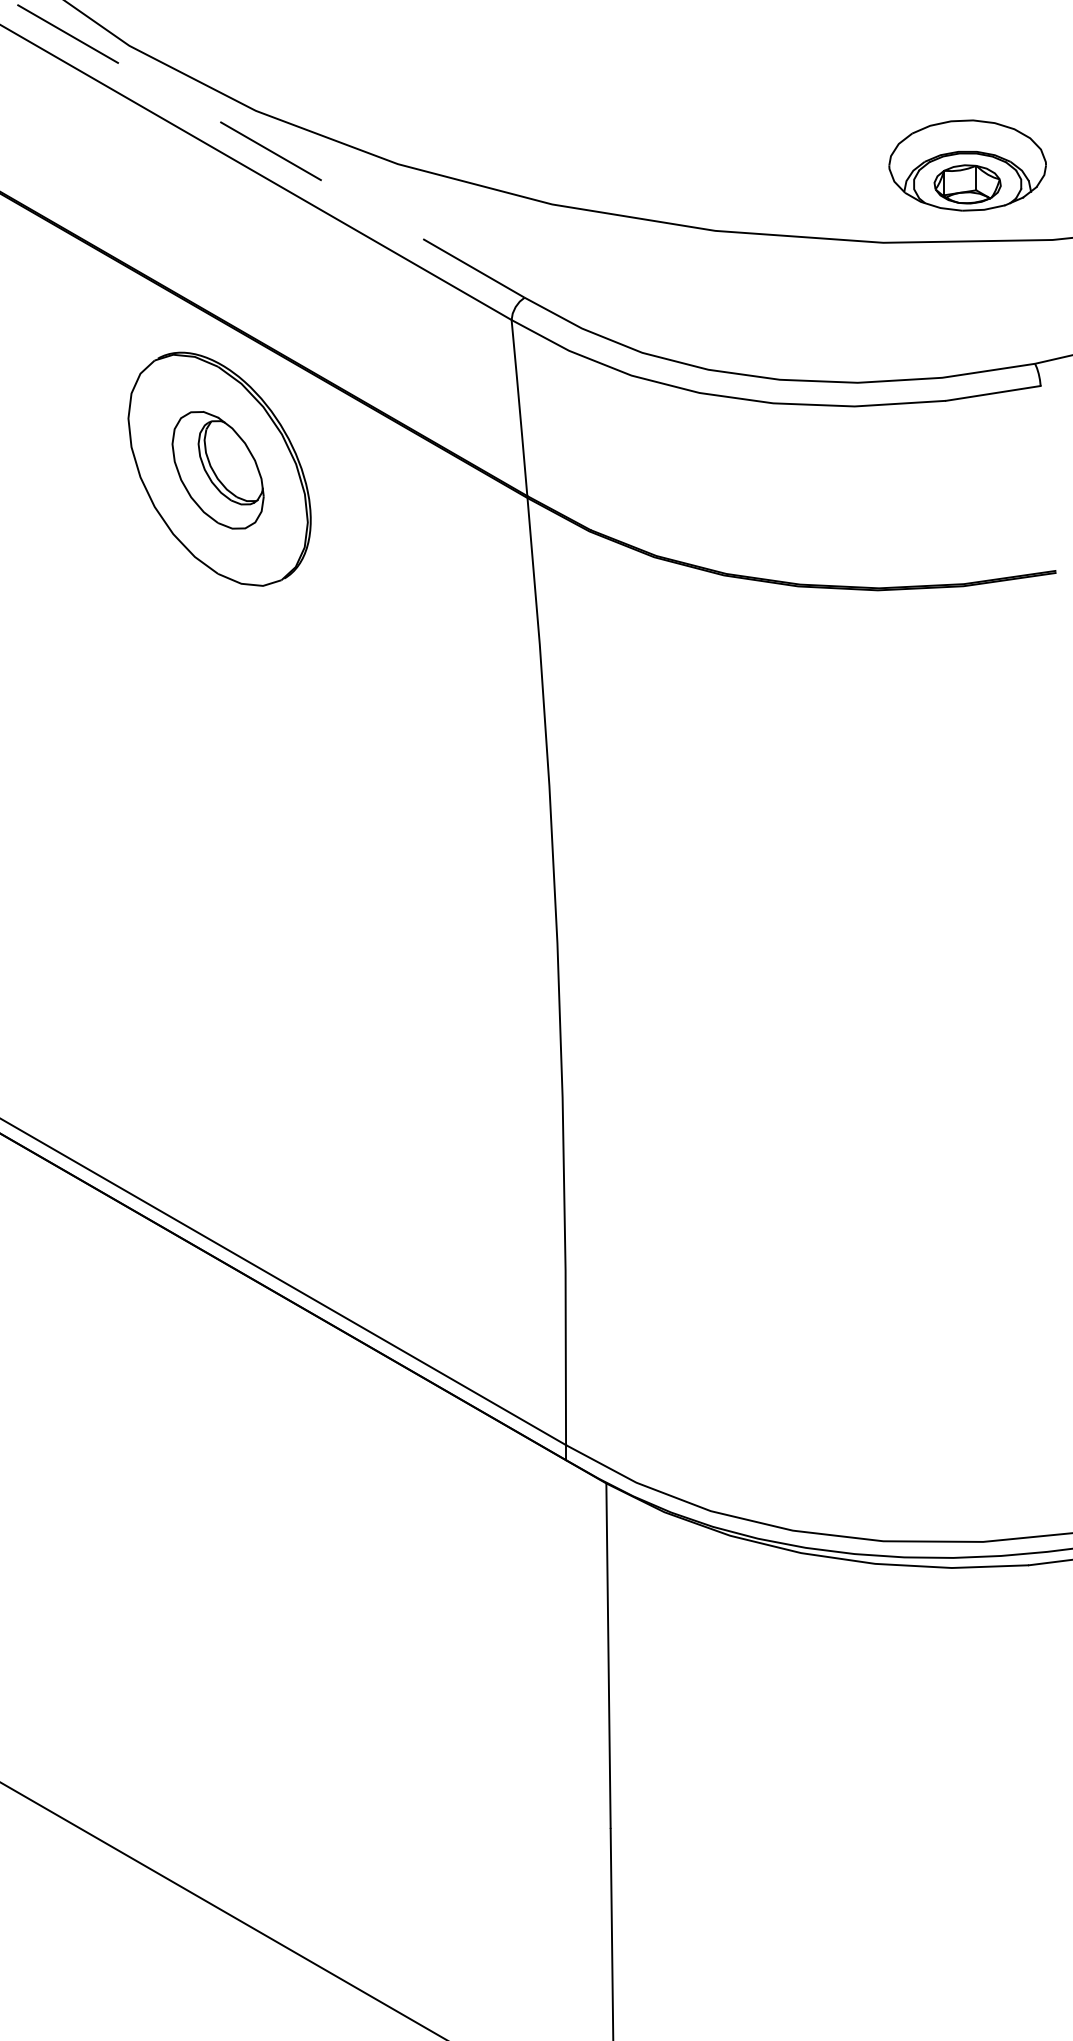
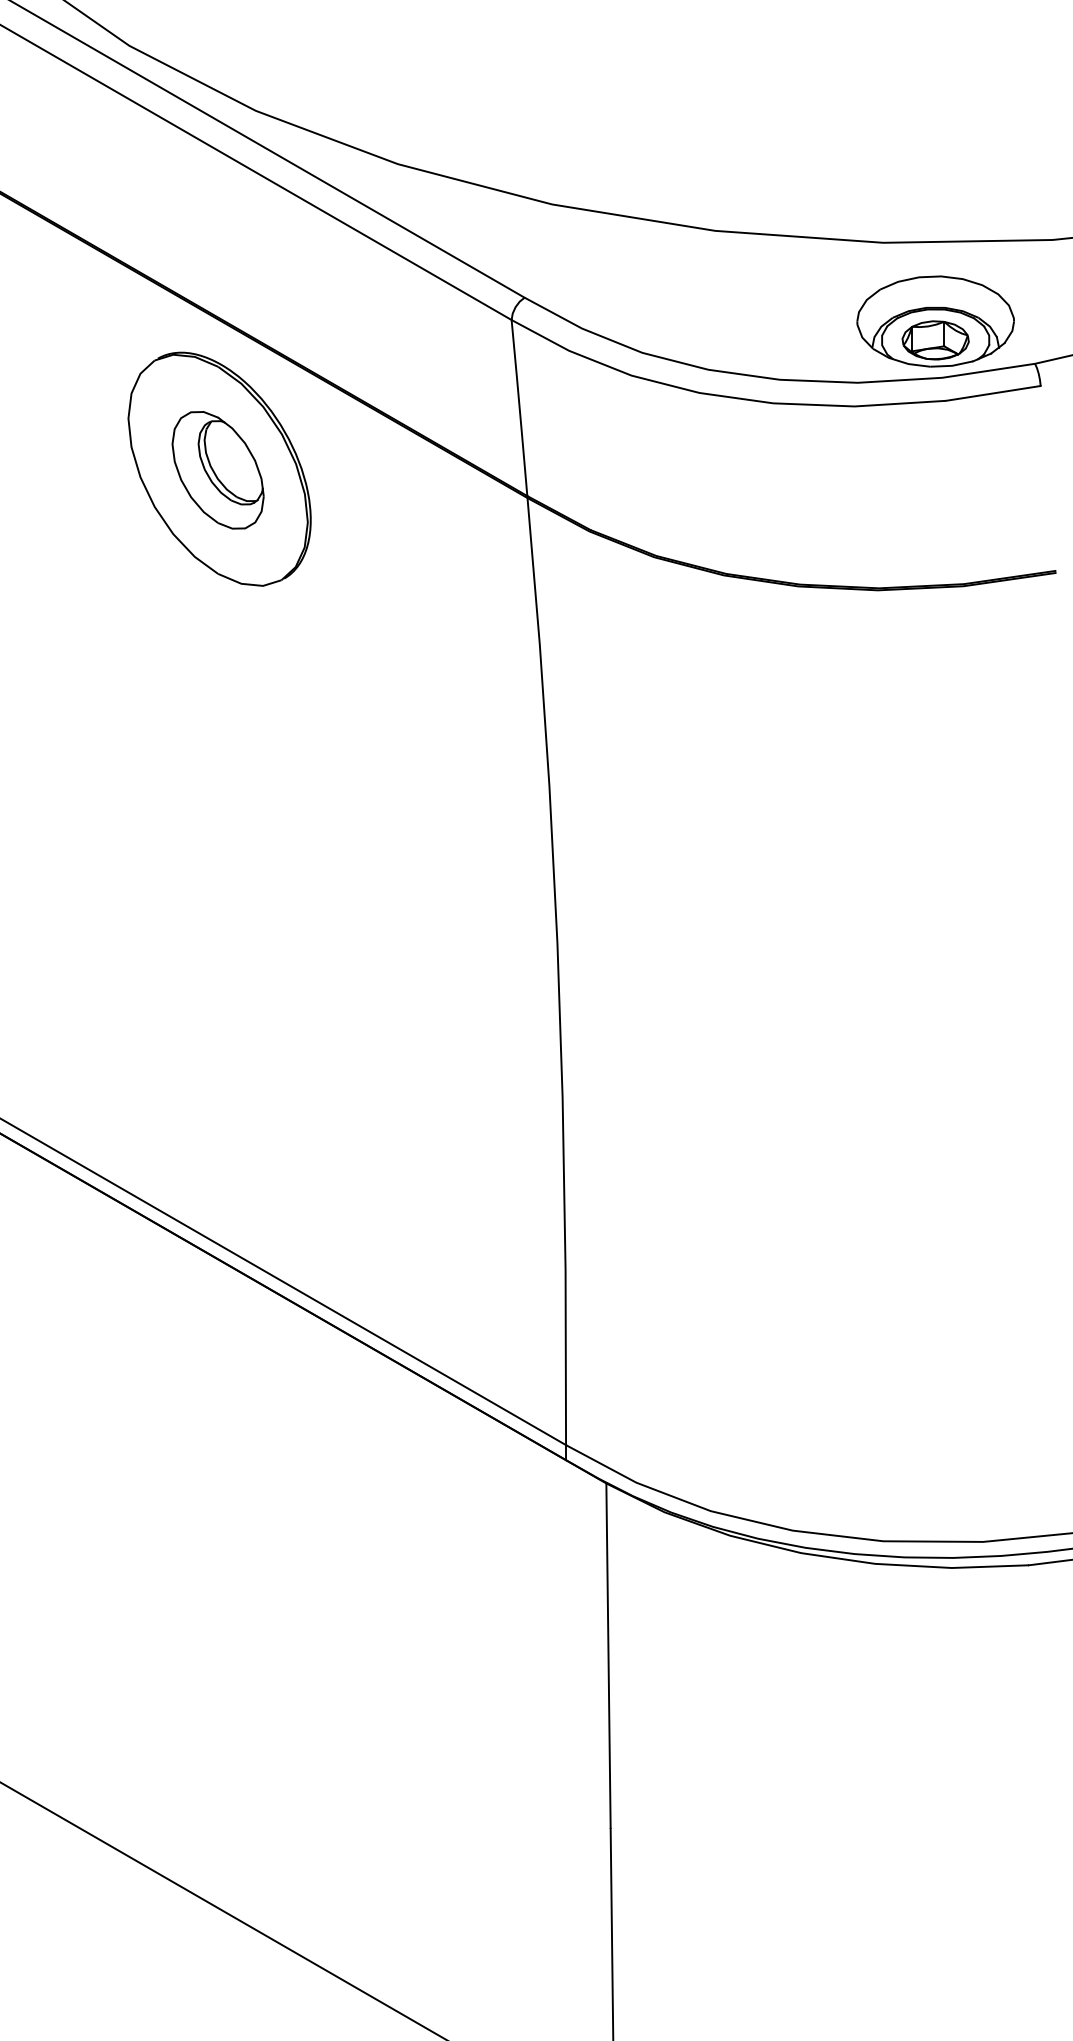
line: dashed -> solid (266, 148)
part position: (967, 165) -> (935, 321) (935, 321)
